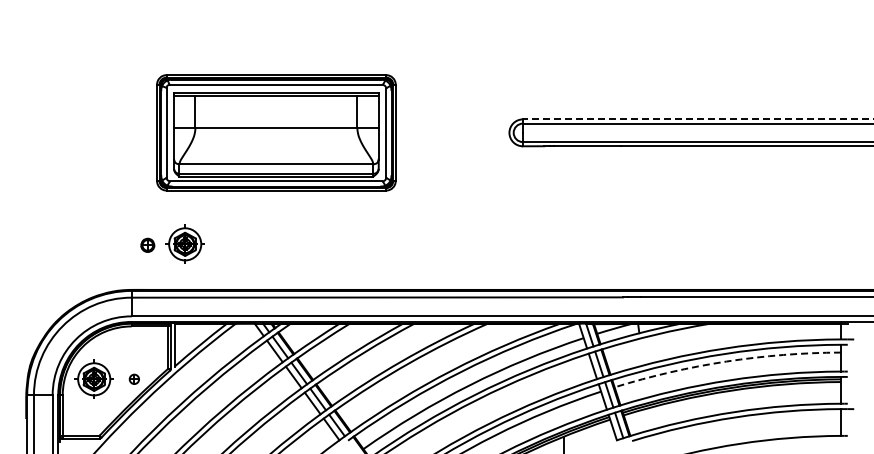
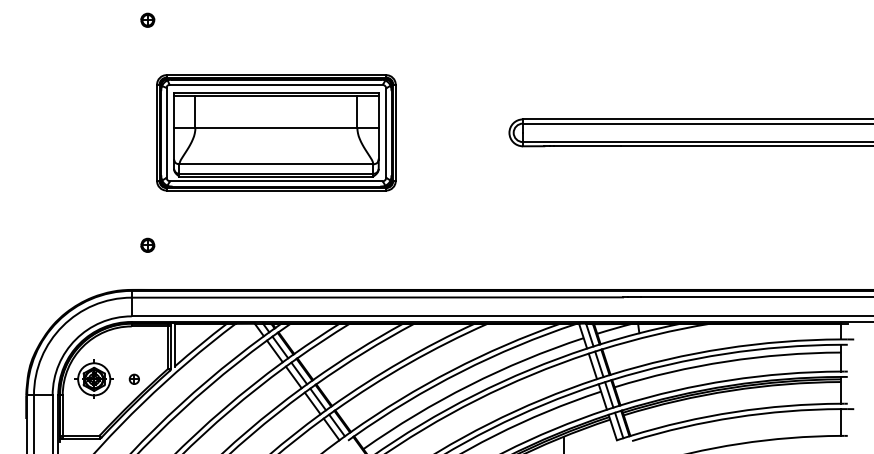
part: none -> present (147, 19)
line: dashed -> solid (697, 119)
part: present -> none (184, 243)
arc: dashed -> solid (726, 361)
